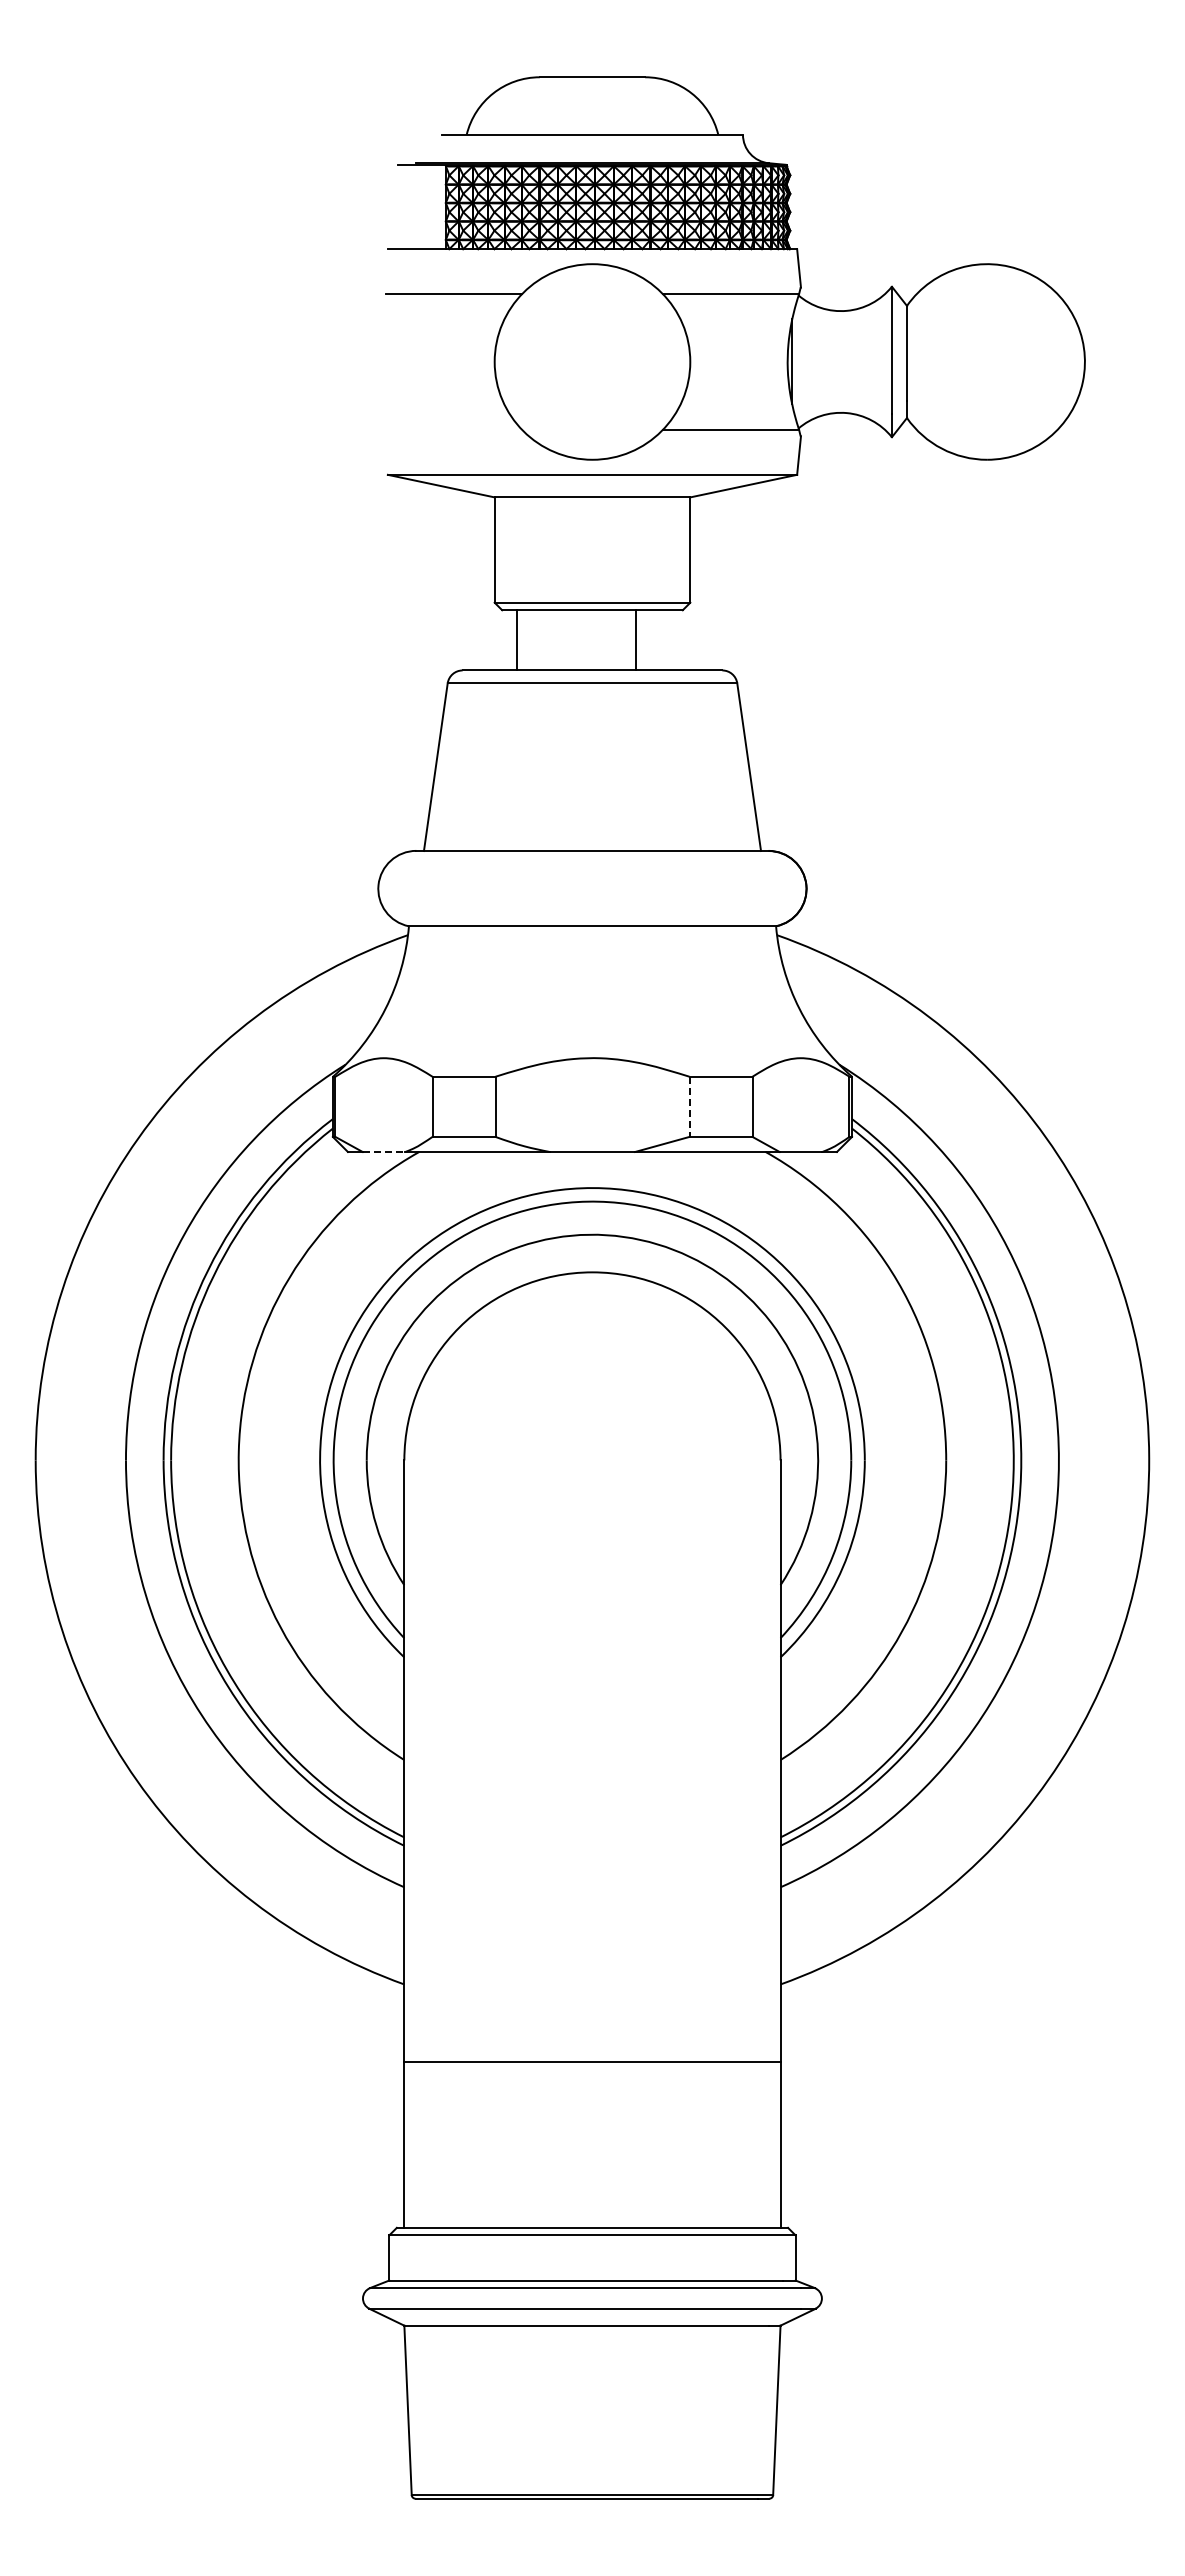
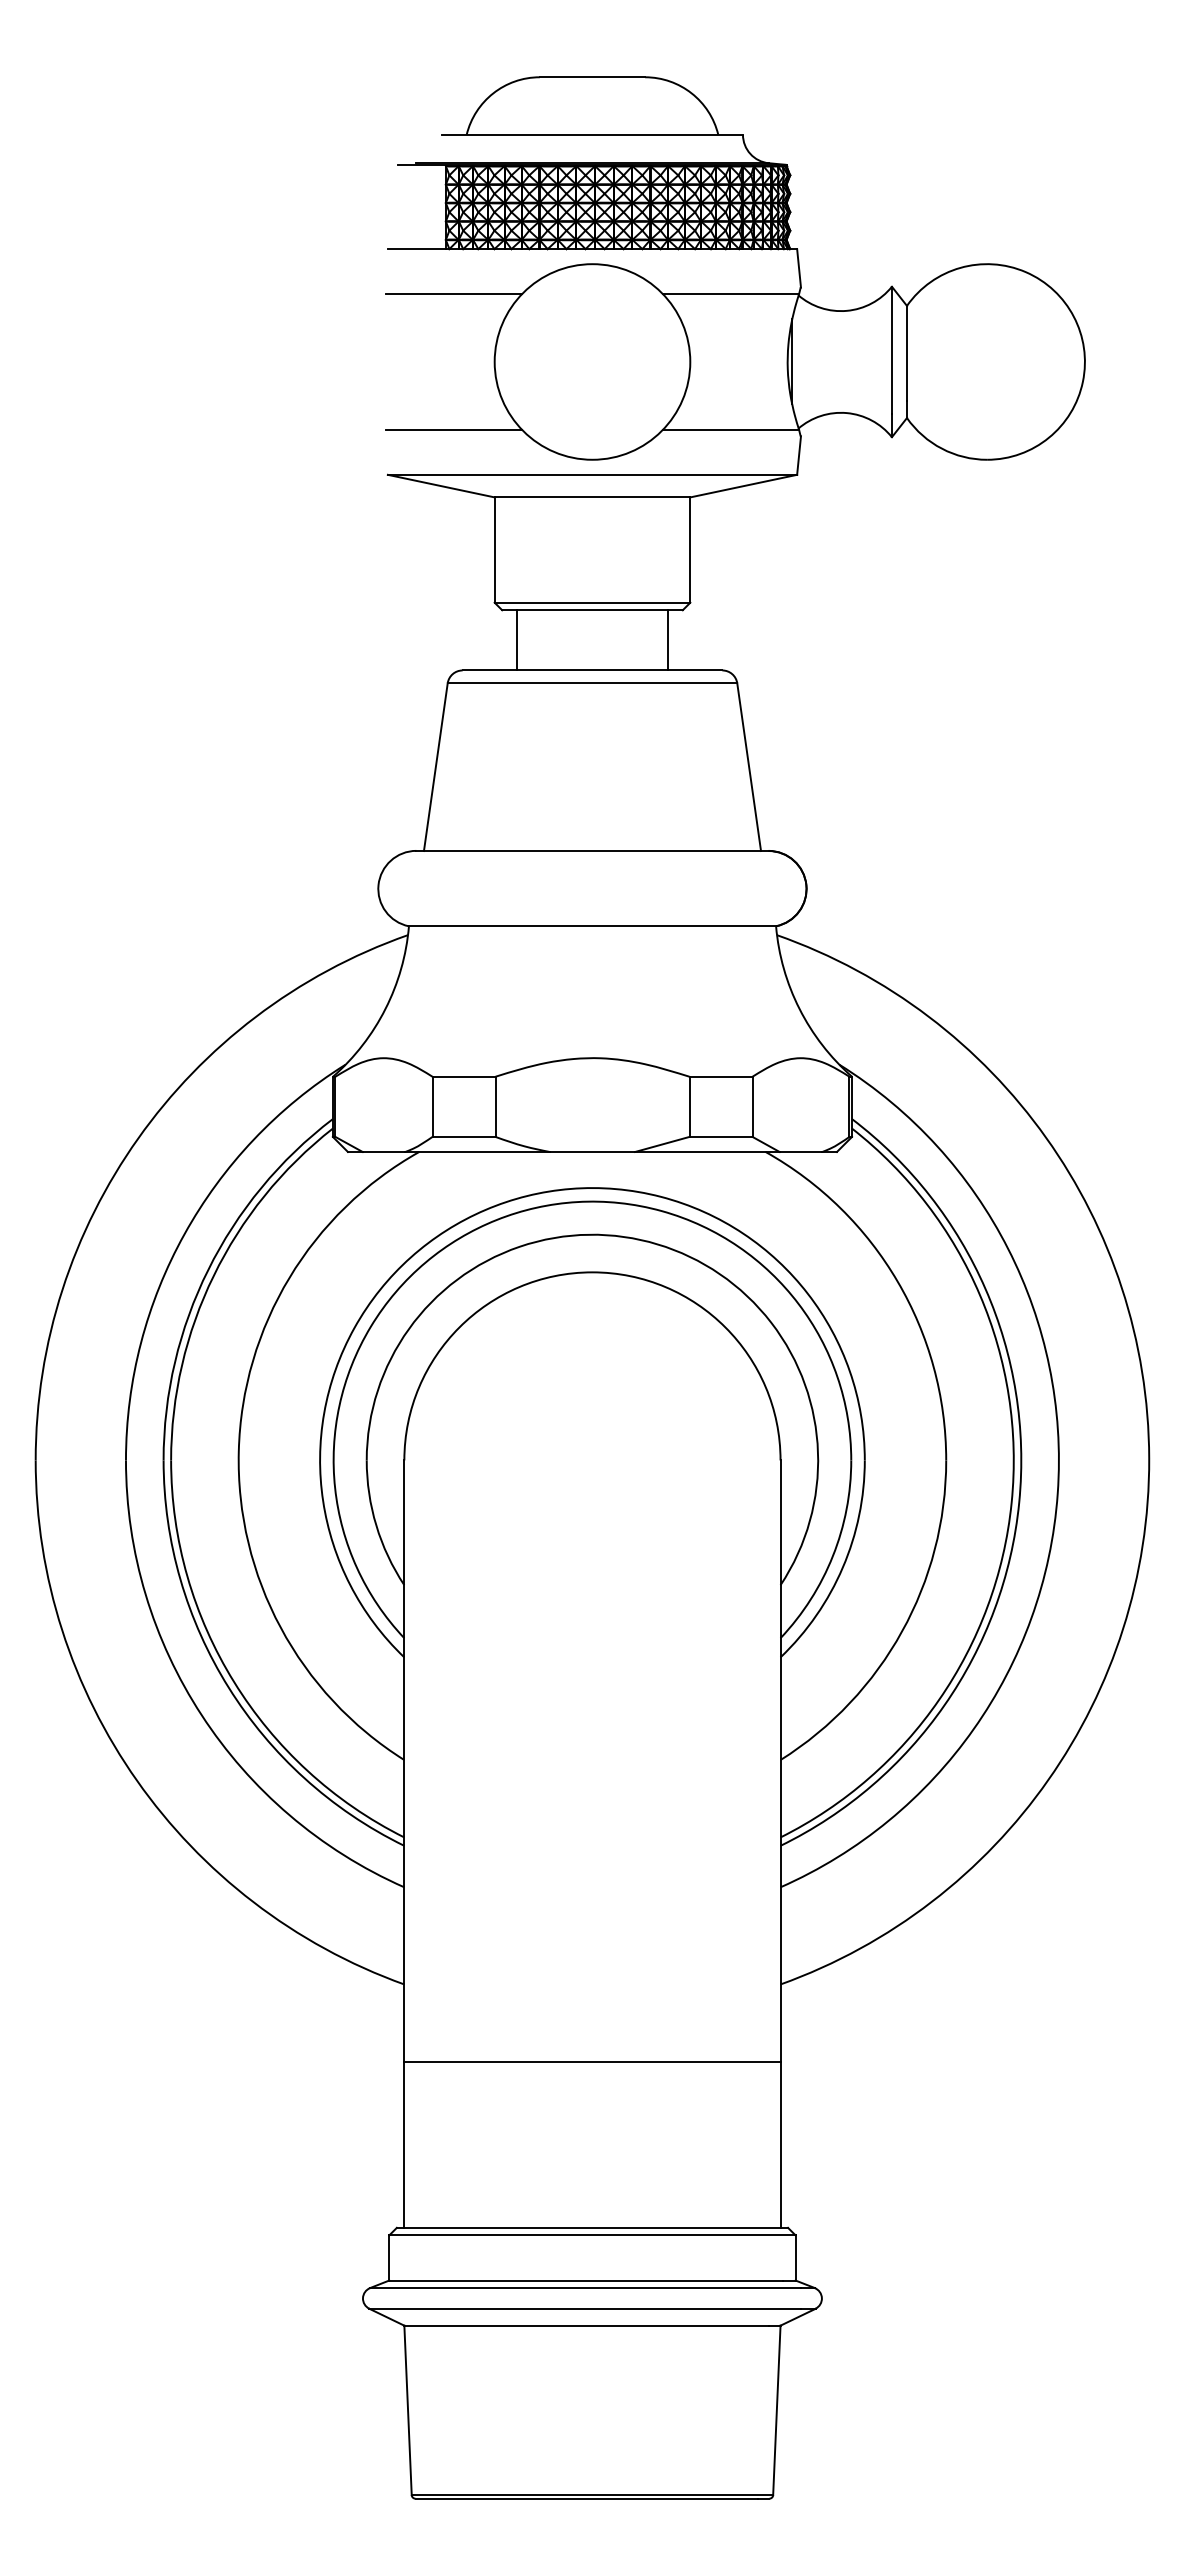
line: none -> present (453, 429)
line position: (635, 640) -> (667, 640) (667, 640)
line: dashed -> solid (689, 1107)
line: dashed -> solid (384, 1151)
